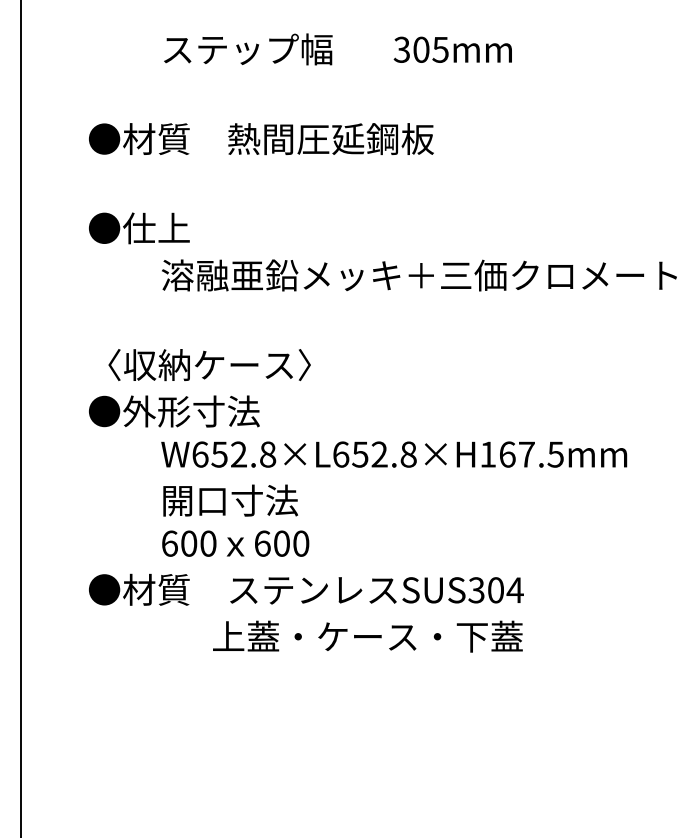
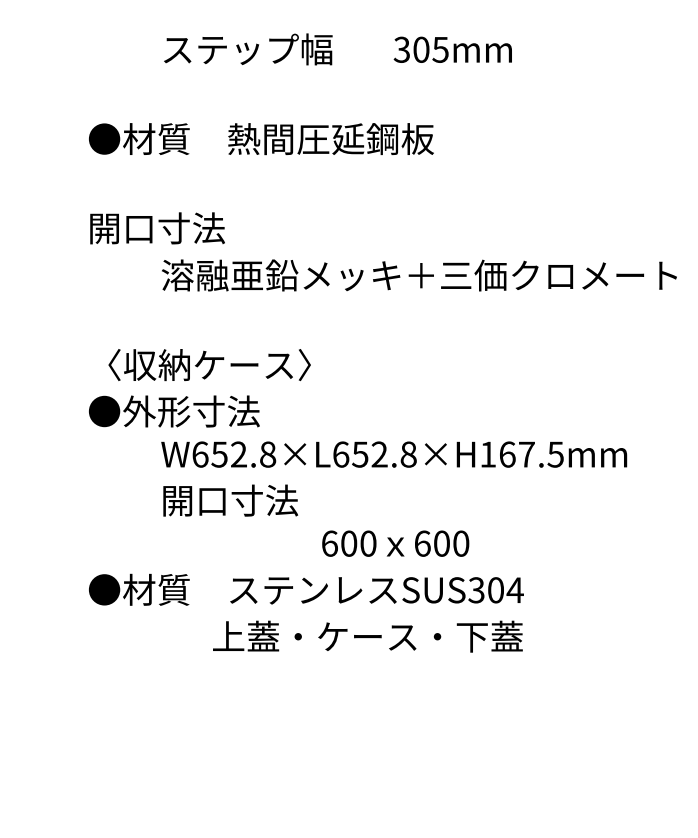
text: ●仕上 -> 開口寸法 (156, 228)
line: present -> none (20, 418)
text position: (235, 543) -> (395, 543) (395, 543)
